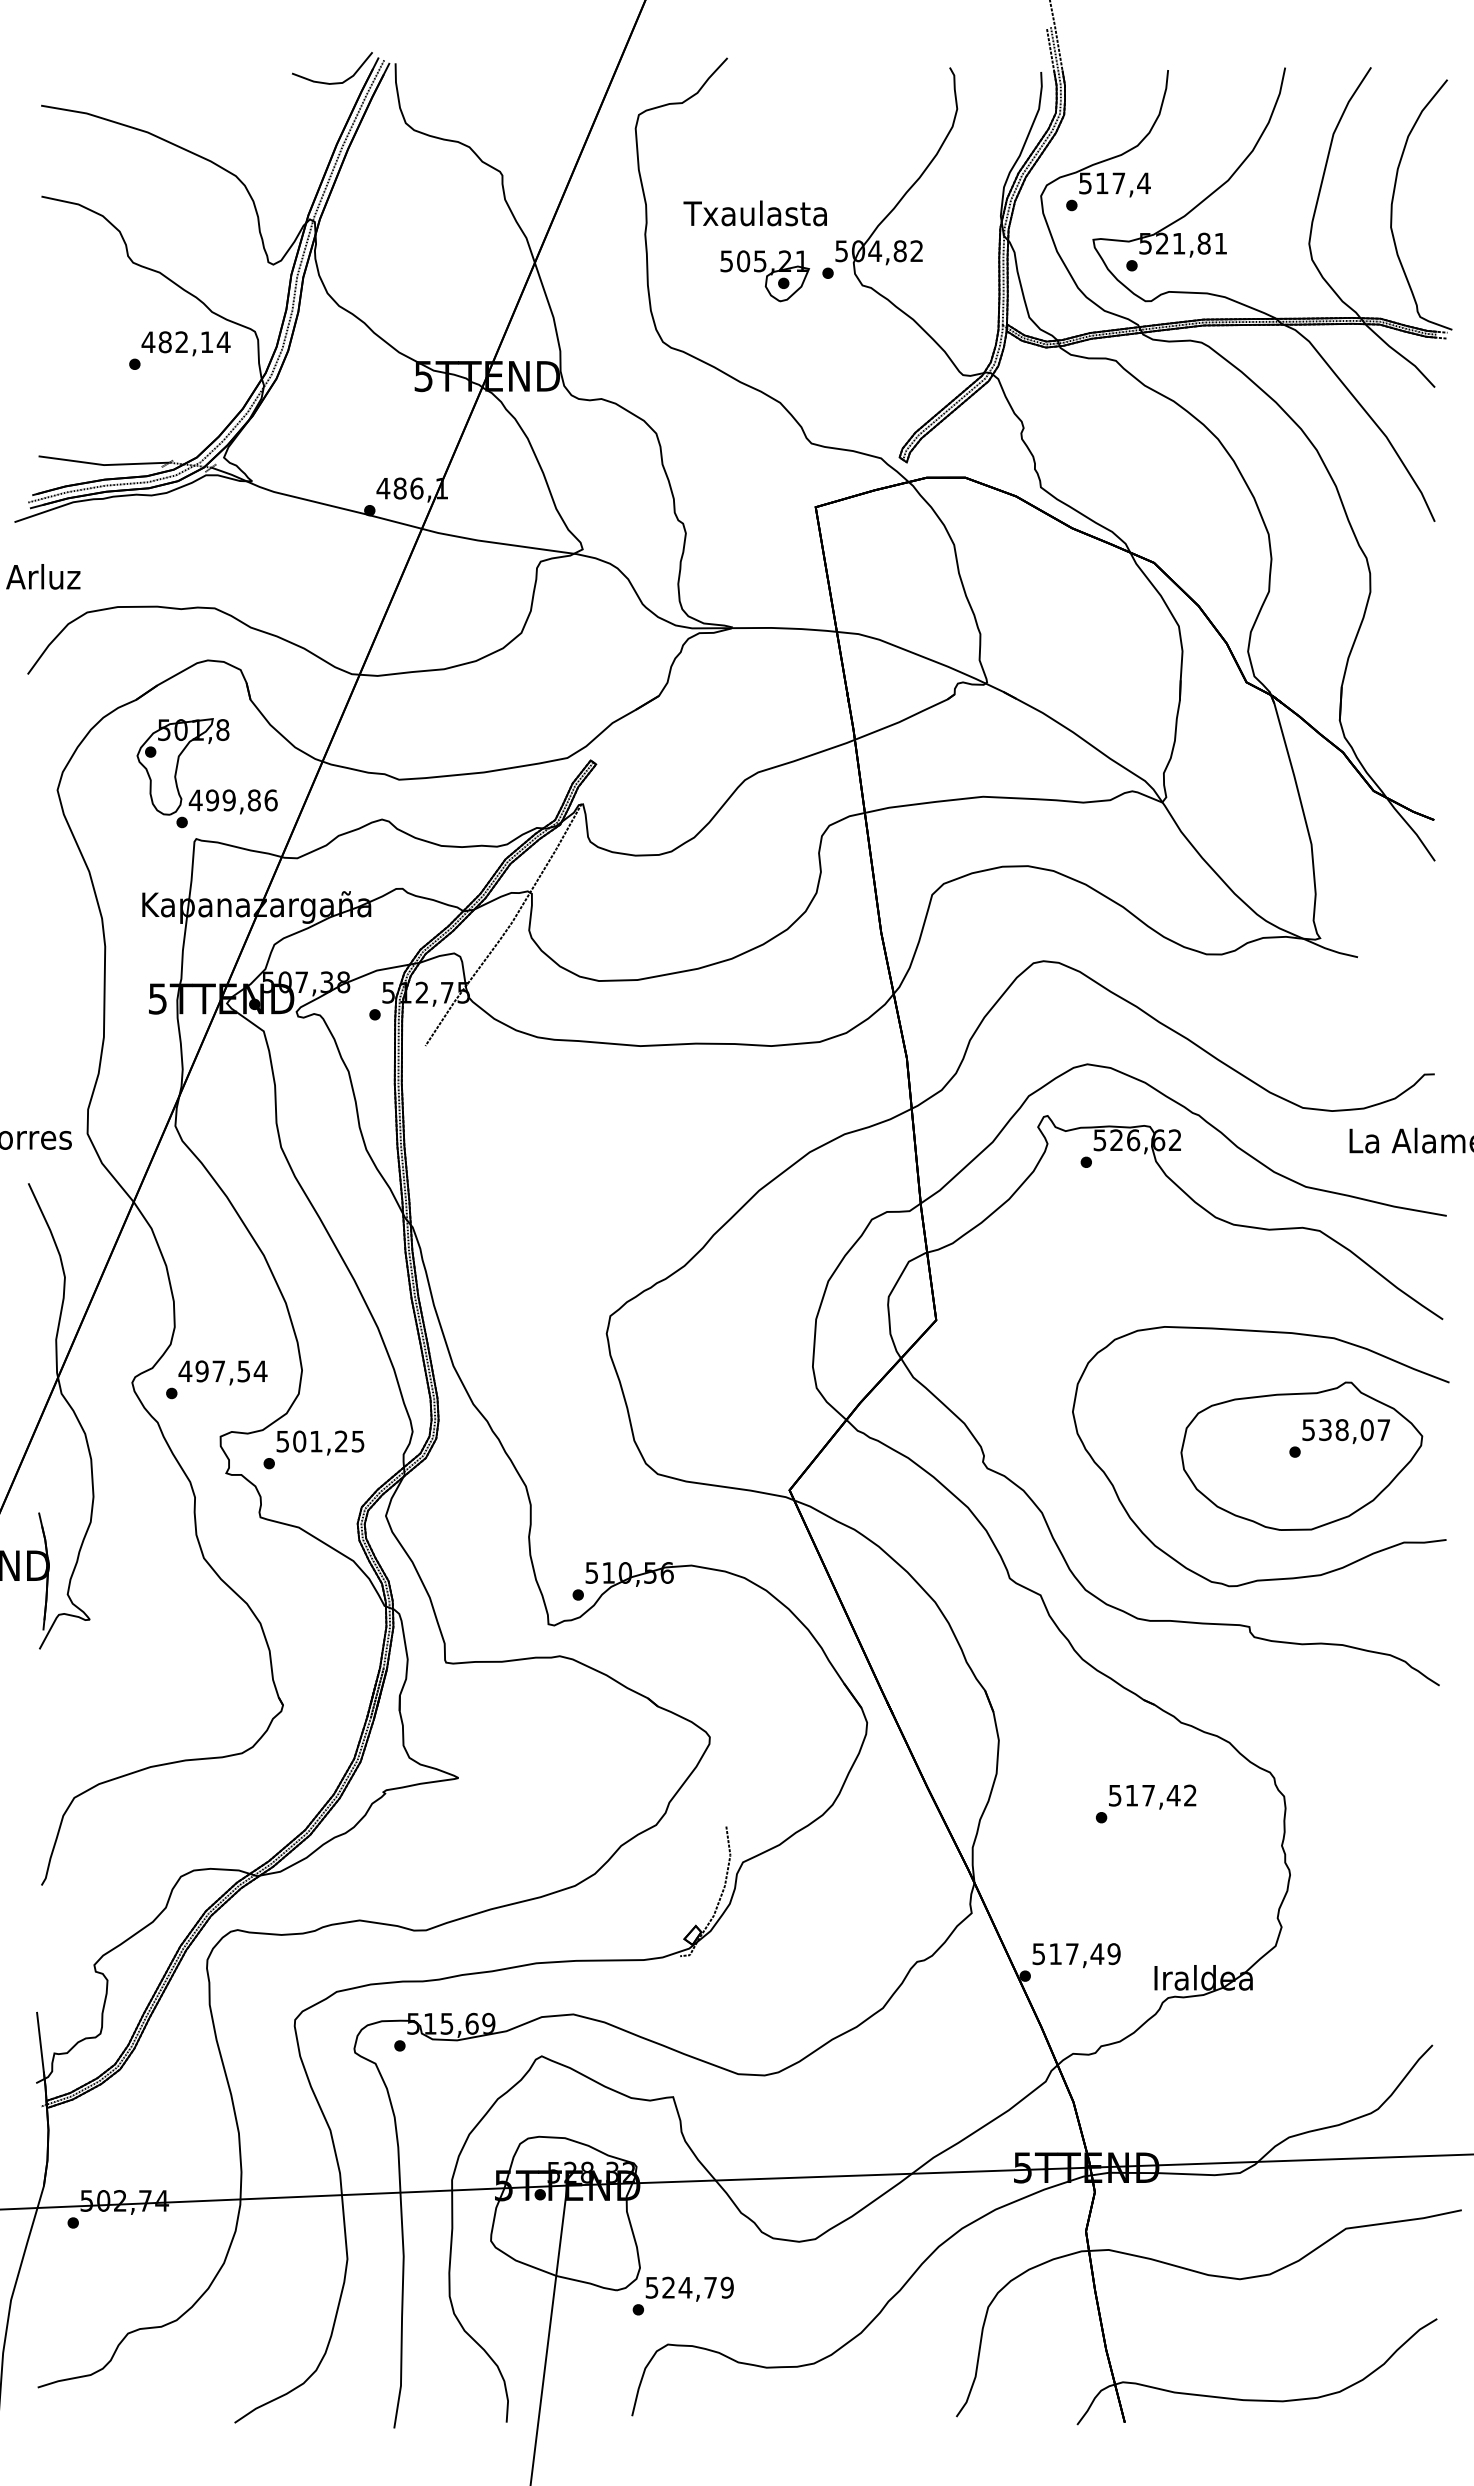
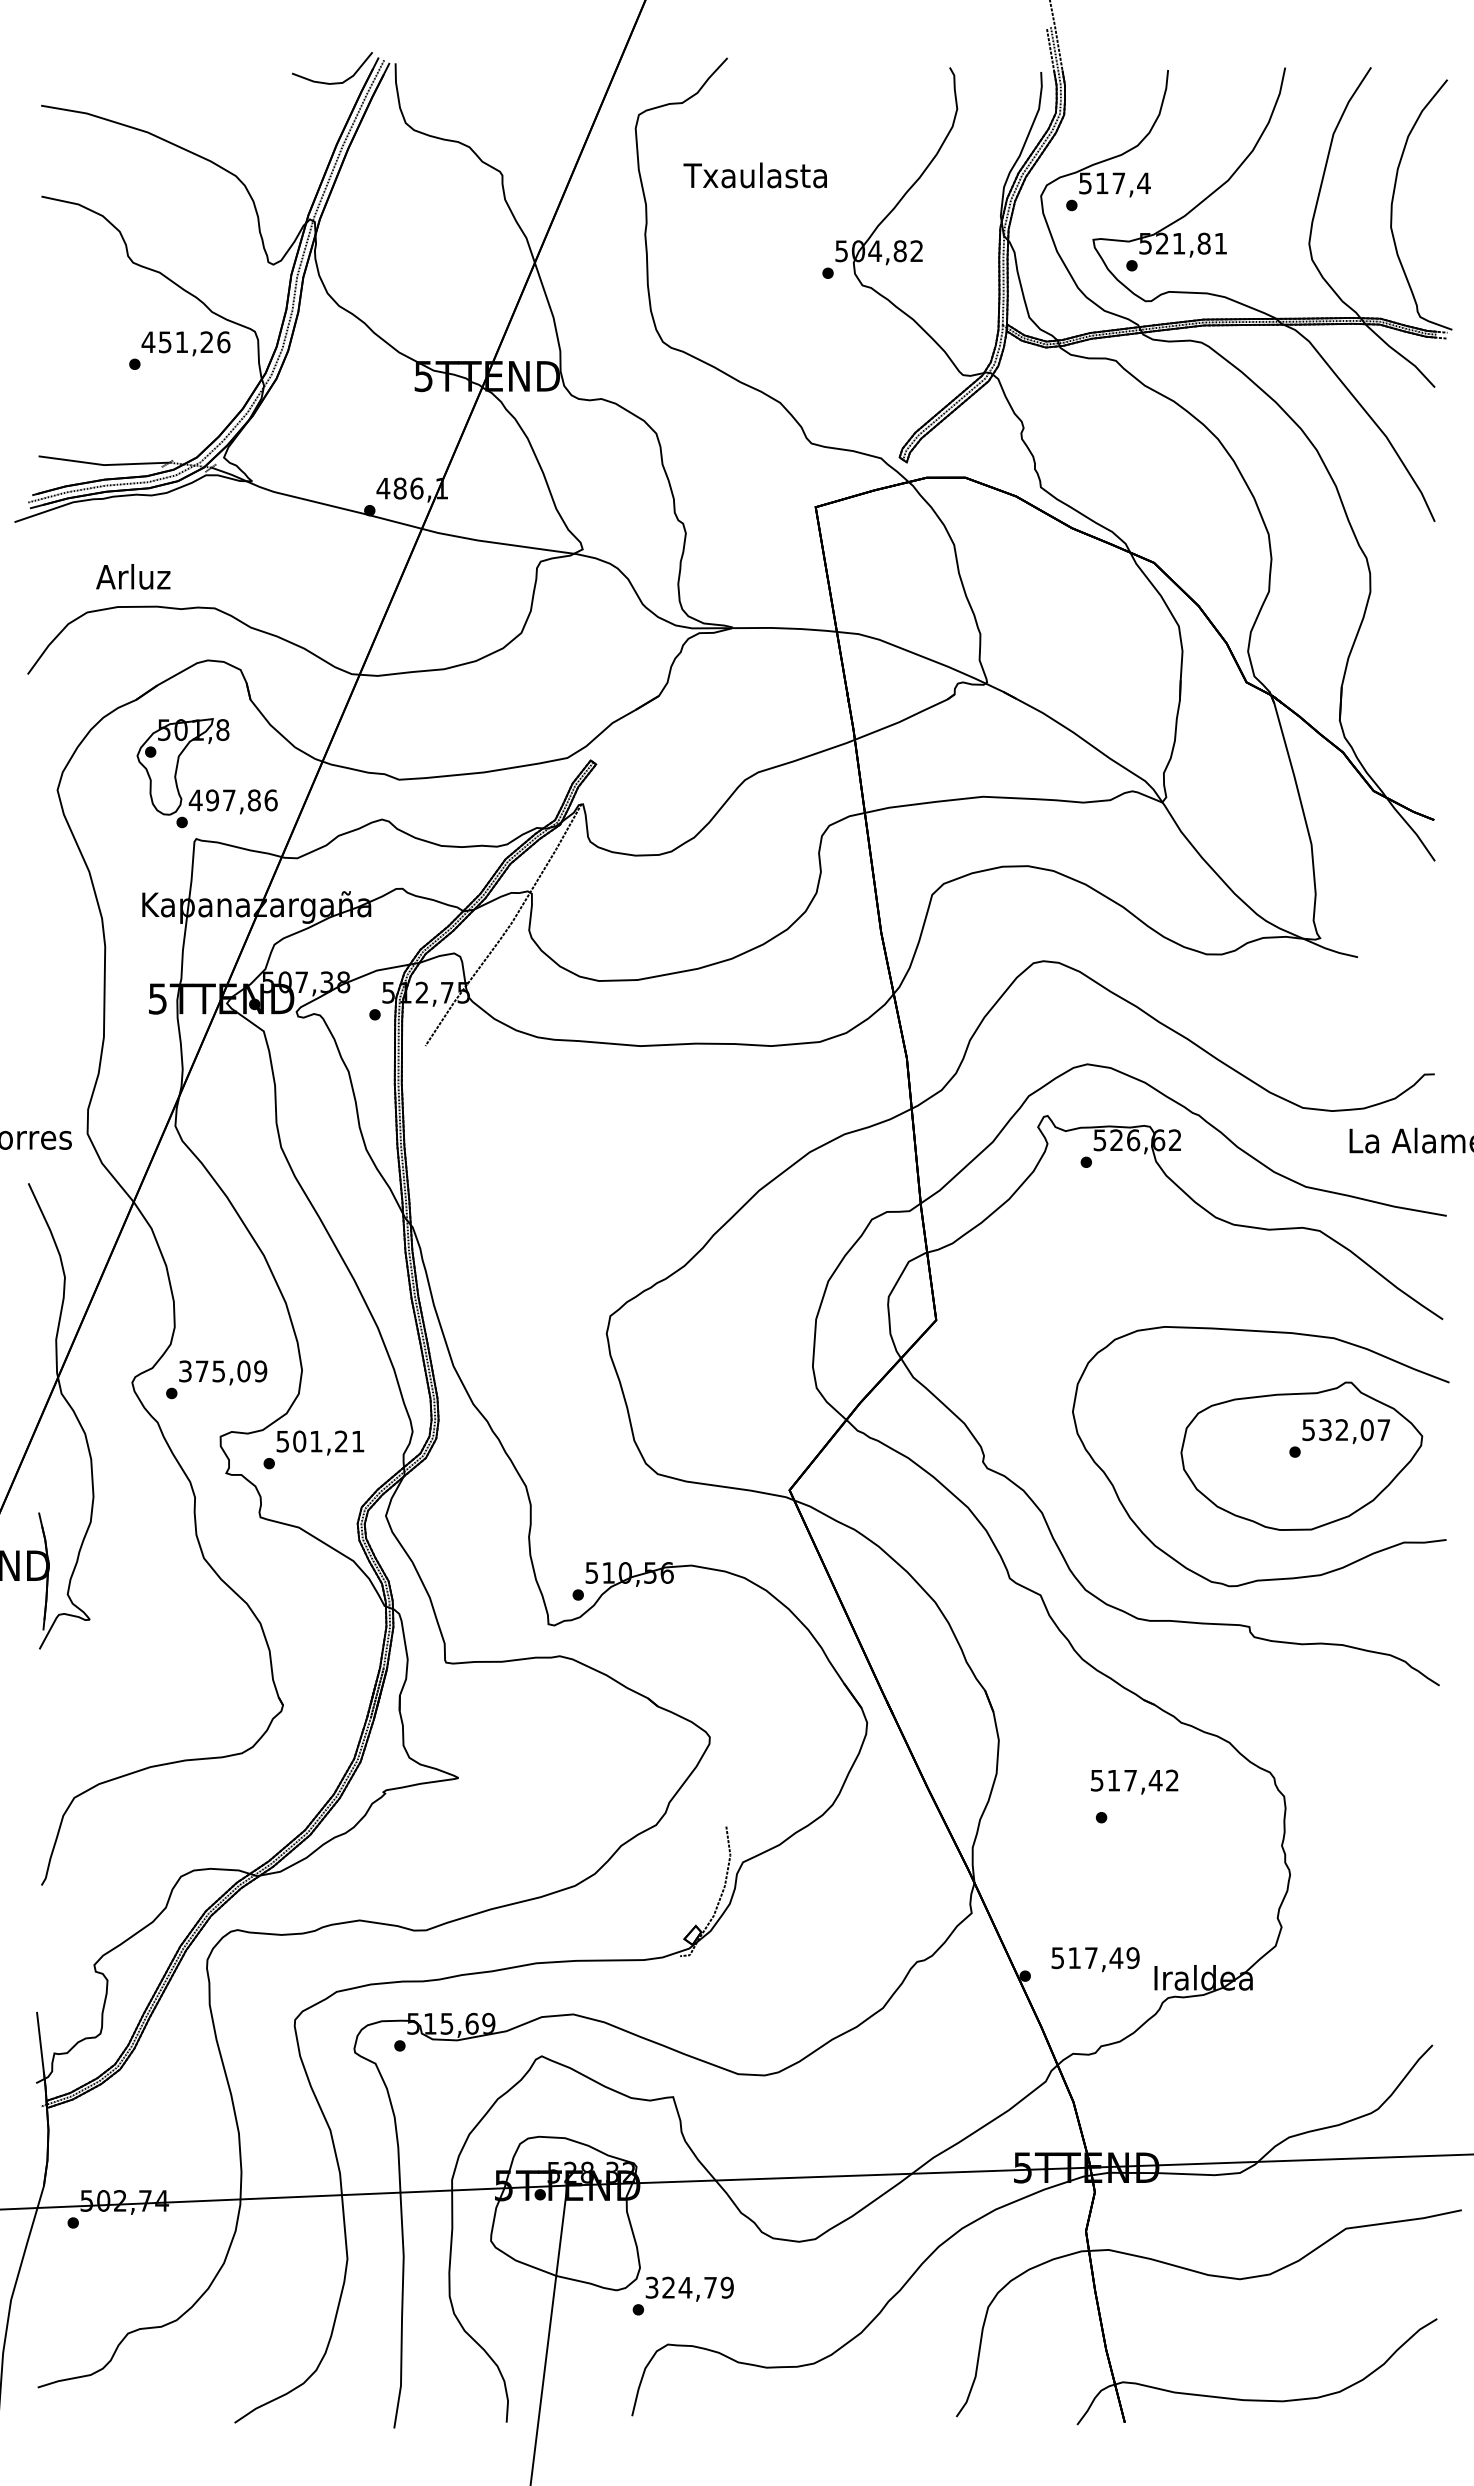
text position: (754, 213) -> (754, 175) (754, 175)
part: present -> none (765, 276)
text: 482,14 -> 451,26 (194, 342)
text position: (43, 576) -> (133, 576) (133, 576)
text: 499,86 -> 497,86 (228, 800)
text: 497,54 -> 375,09 (222, 1371)
text: 538,07 -> 532,07 (1341, 1430)
text: 501,25 -> 501,21 (357, 1441)
text position: (1152, 1796) -> (1134, 1781) (1134, 1781)
text position: (1076, 1955) -> (1095, 1959) (1095, 1959)
text: 524,79 -> 324,79 (652, 2286)
